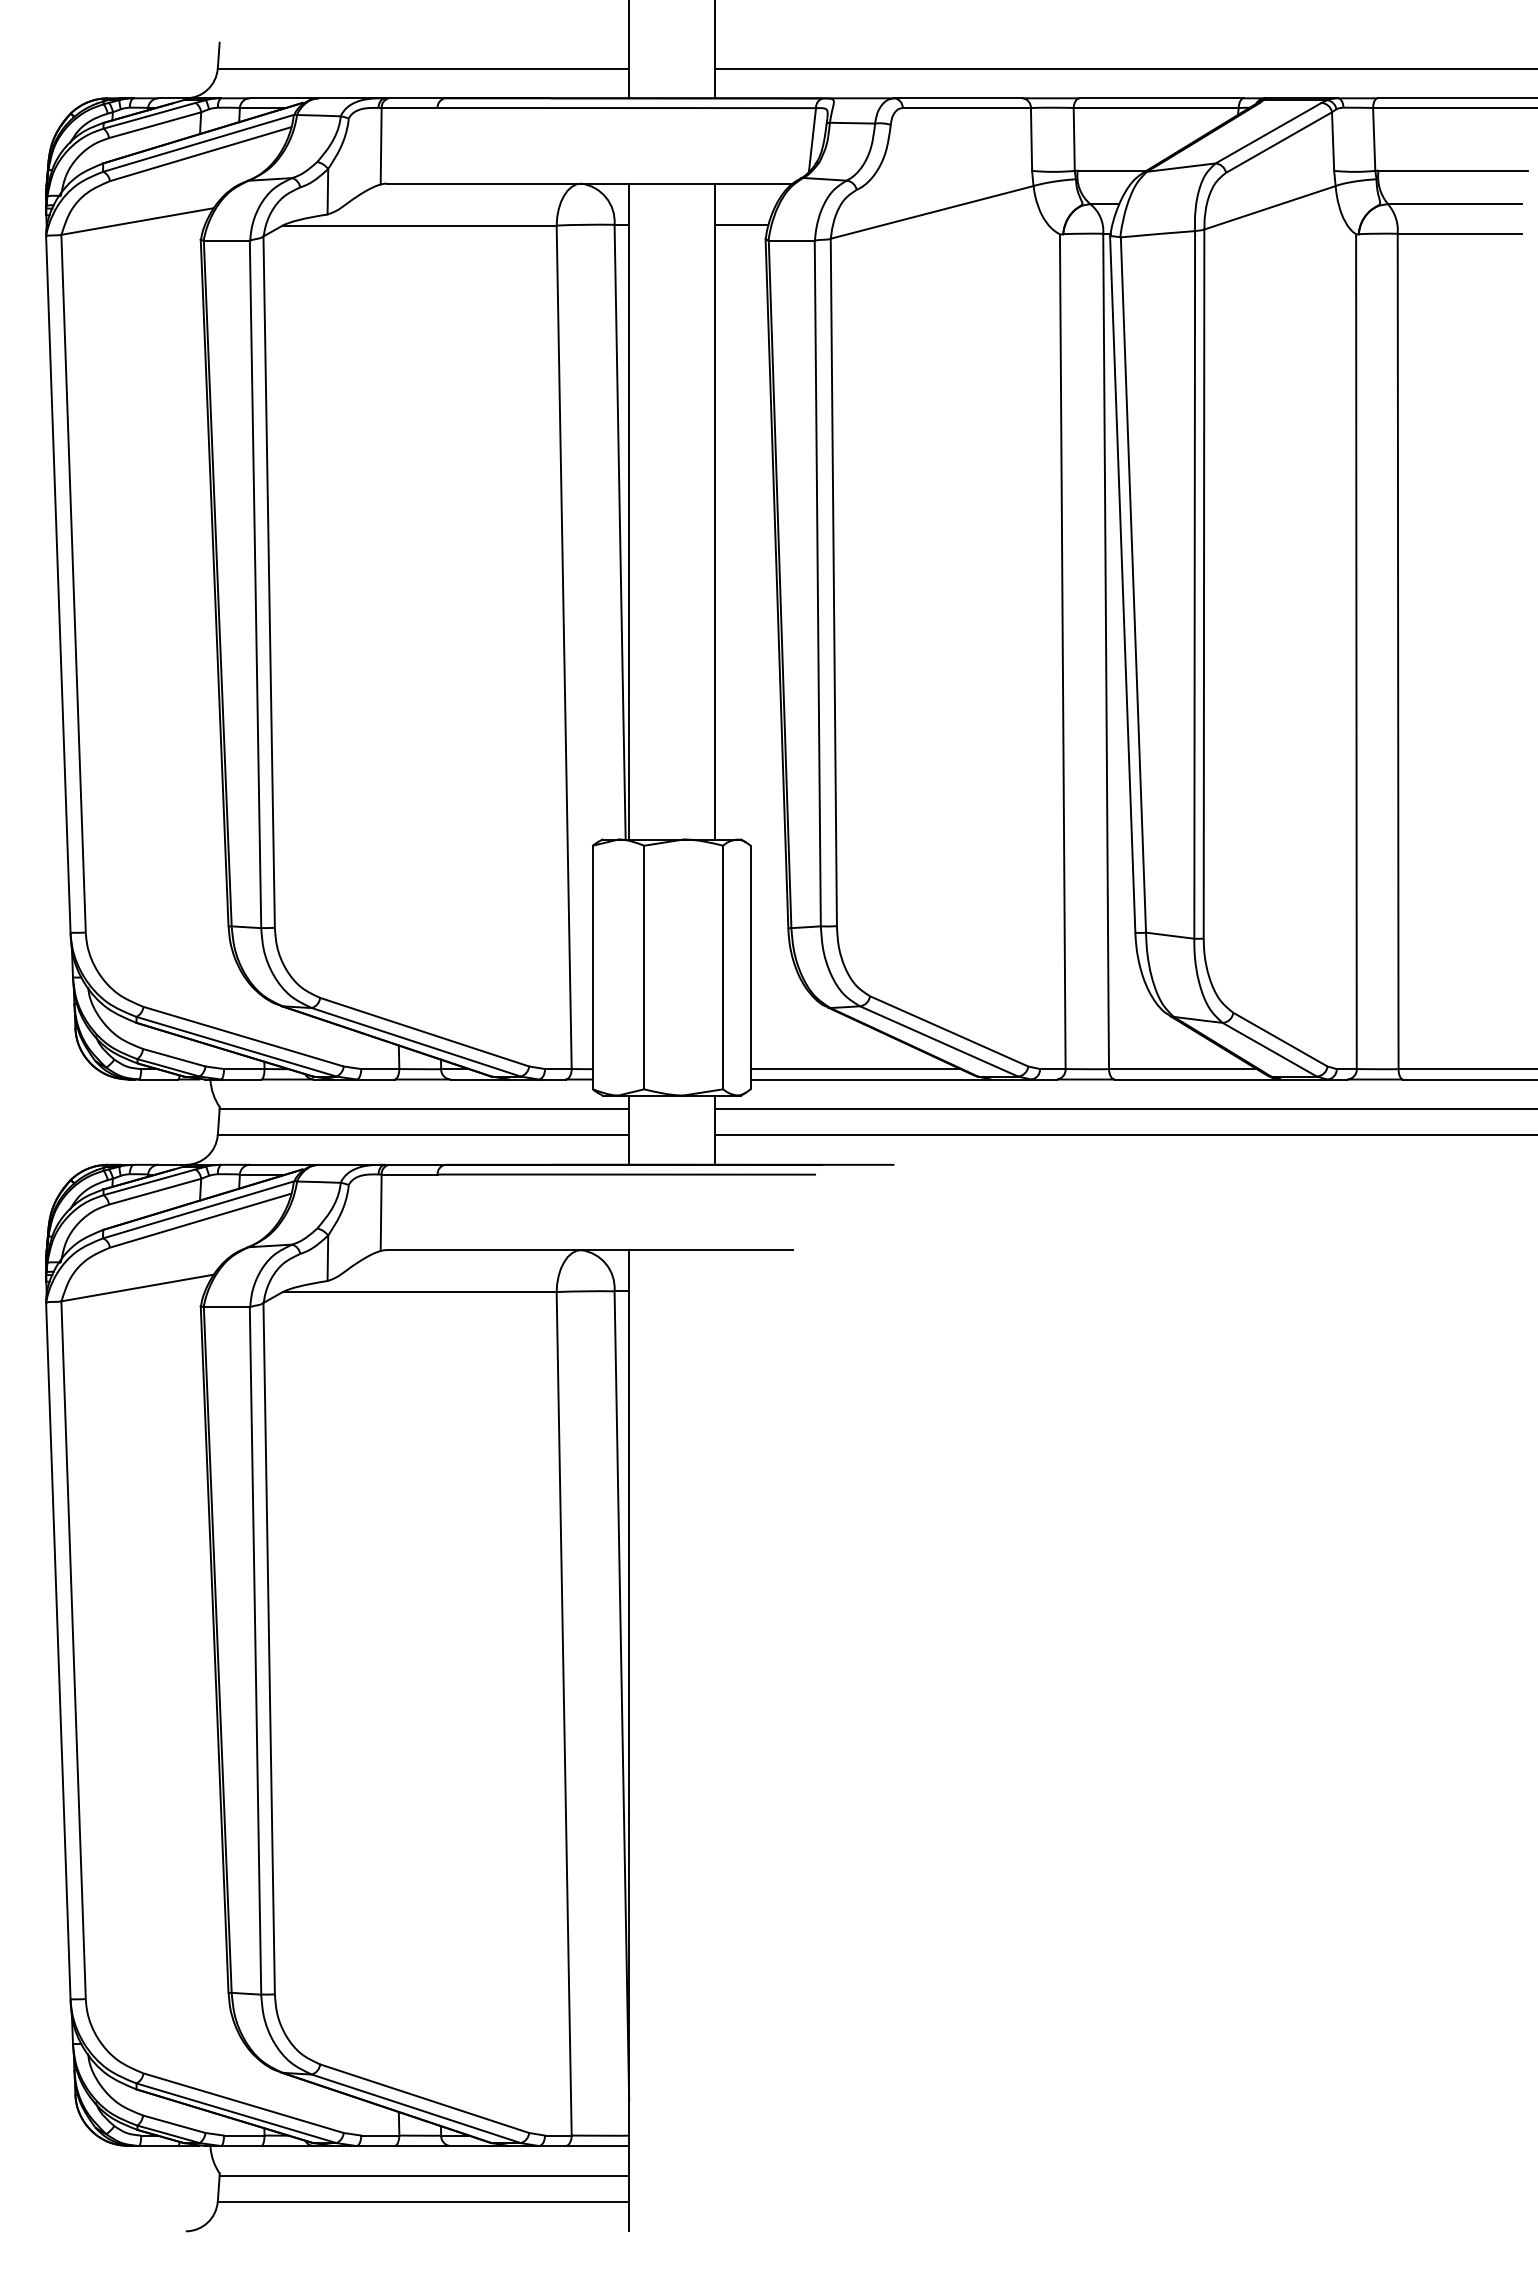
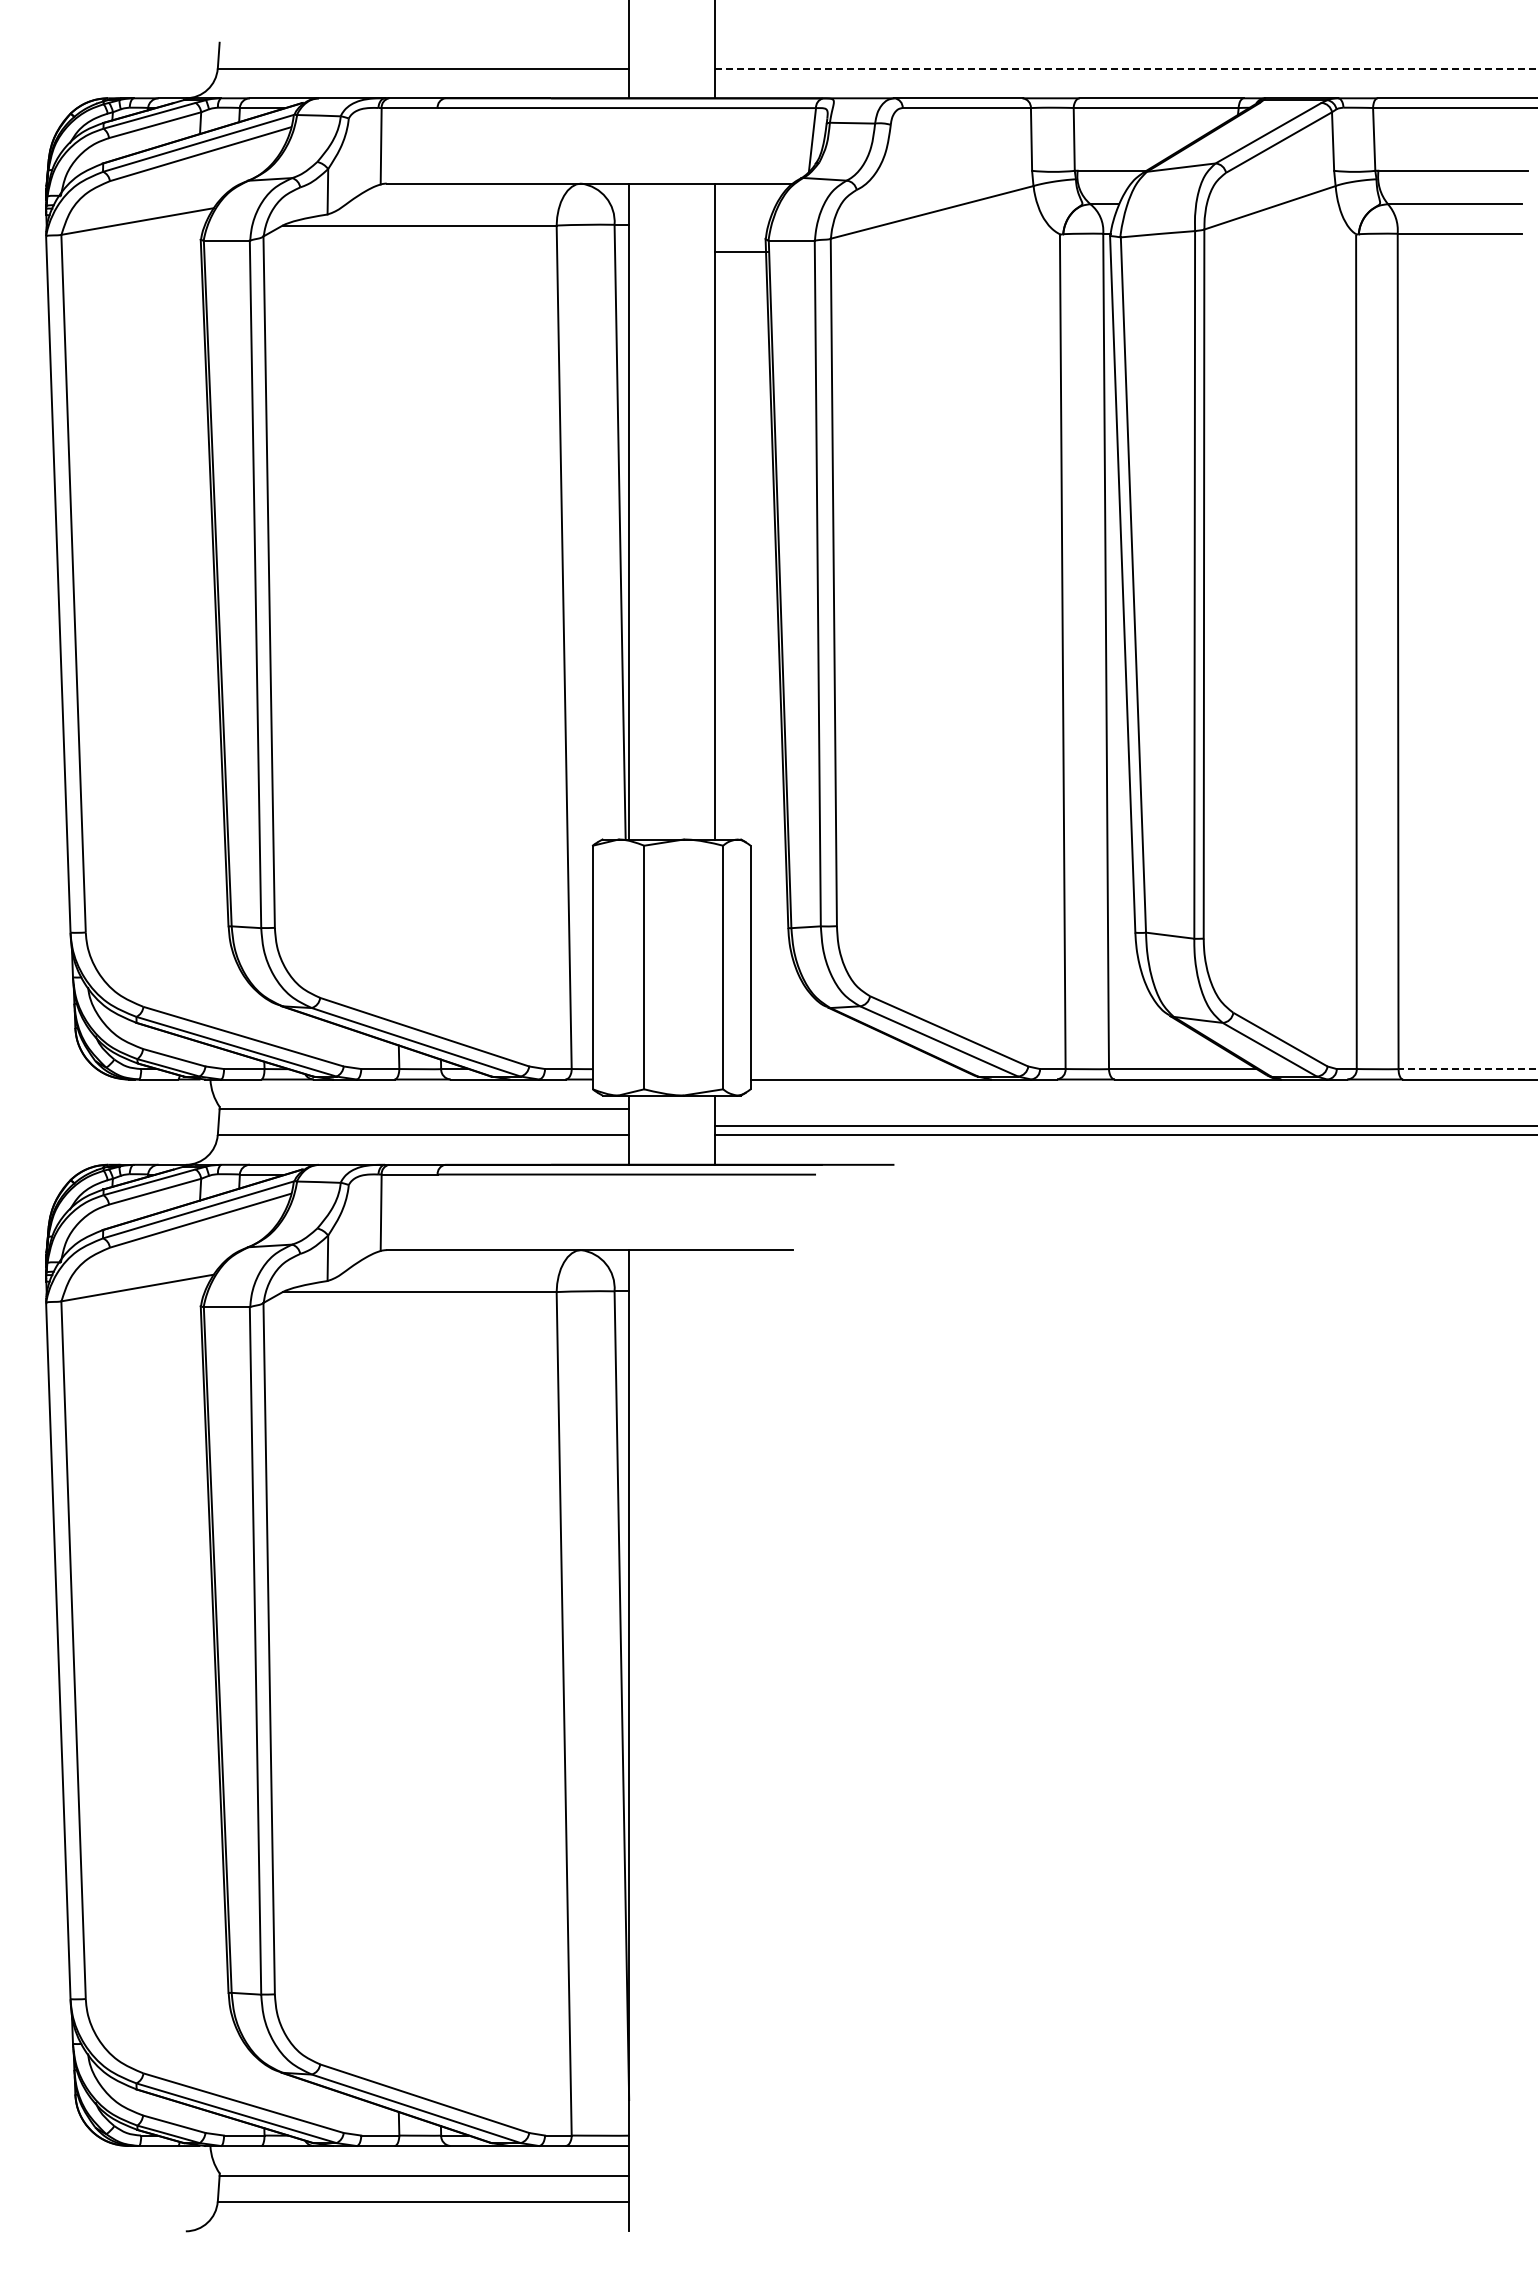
line: solid -> dashed (1126, 68)
line position: (740, 224) -> (740, 251) (740, 251)
line: present -> none (854, 1069)
line: solid -> dashed (1468, 1069)
line position: (1124, 1109) -> (1124, 1126) (1124, 1126)
